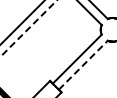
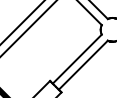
line: dashed -> solid (29, 28)
line: dashed -> solid (83, 65)
